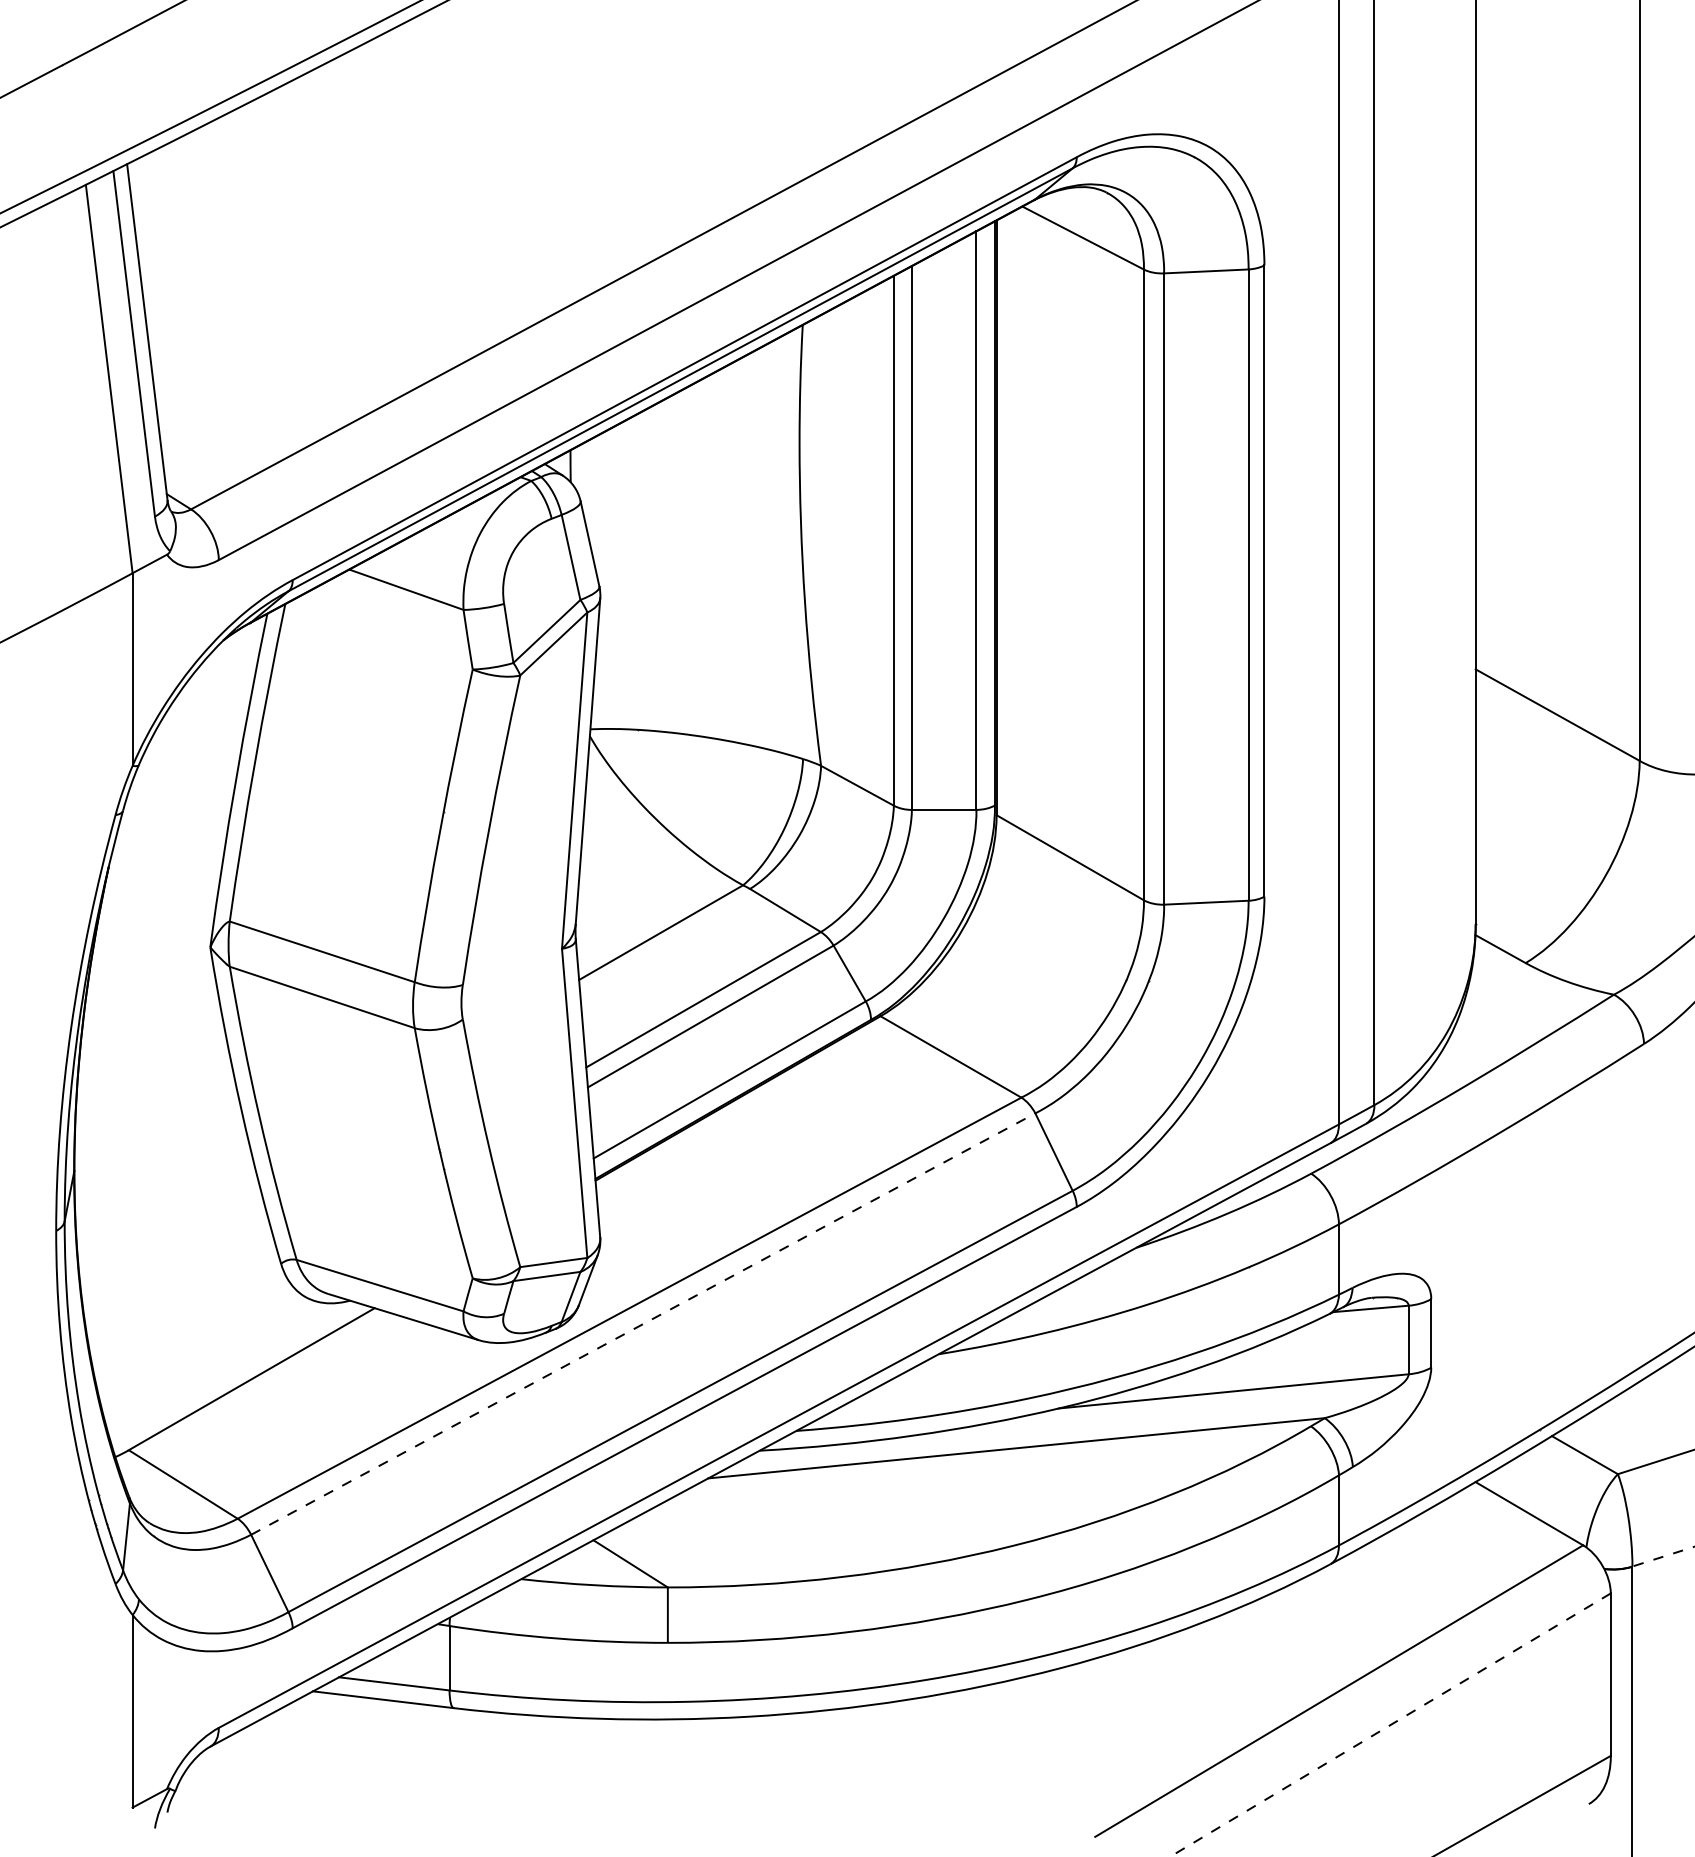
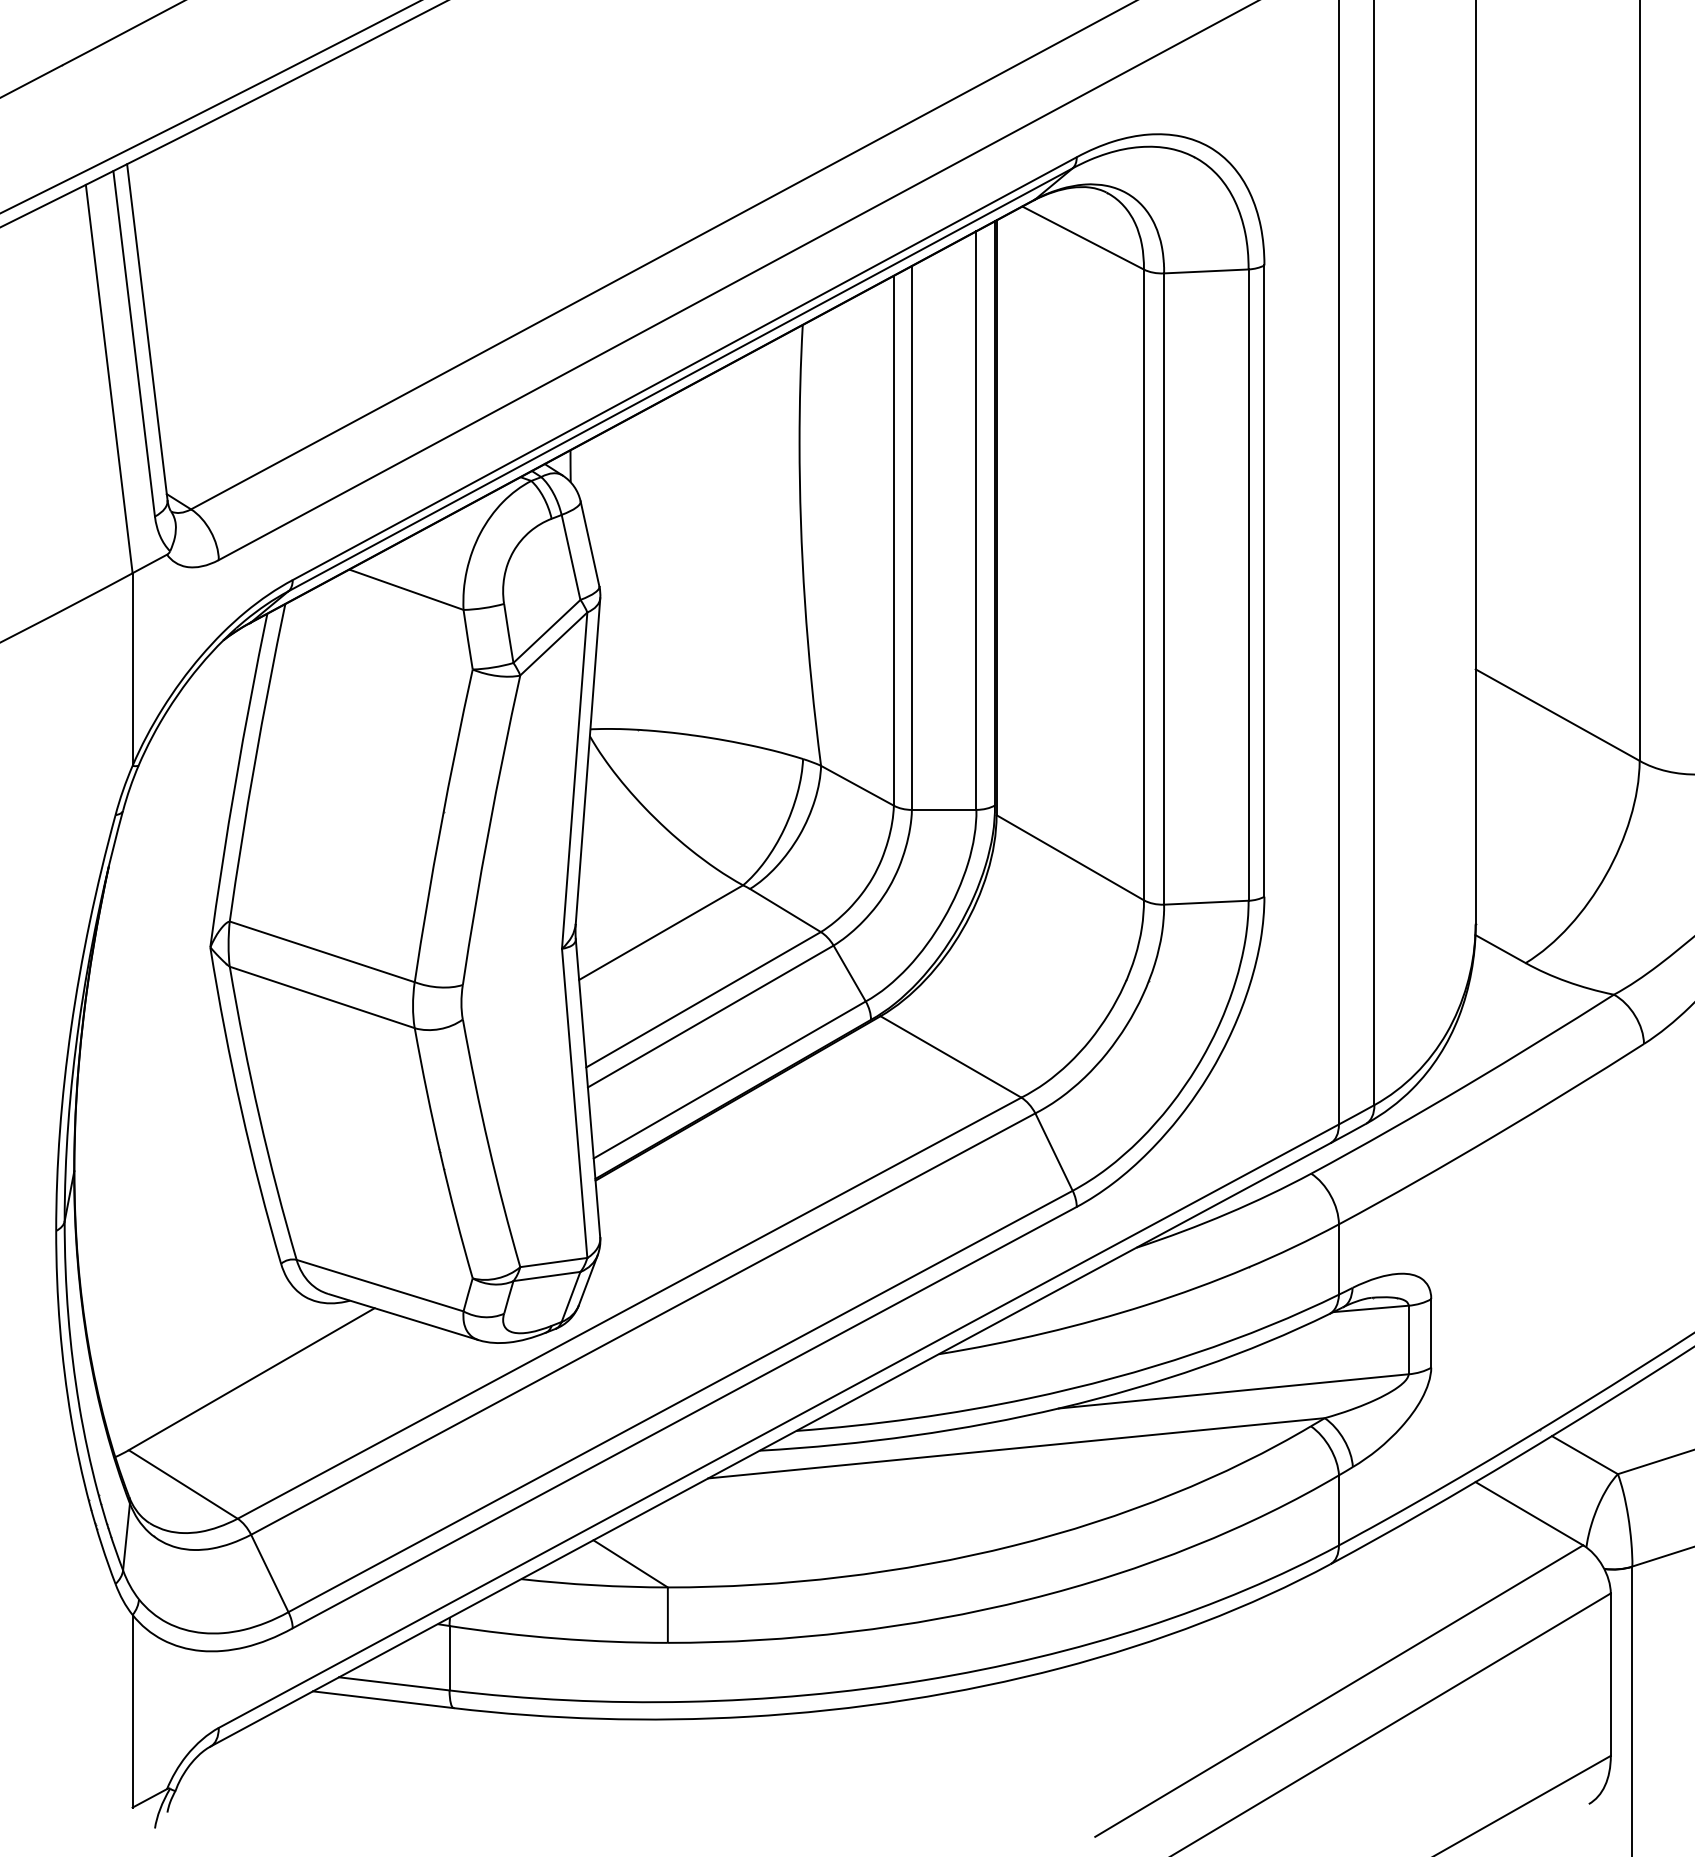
line: dashed -> solid (643, 1323)
line: dashed -> solid (1662, 1556)
line: dashed -> solid (1390, 1725)
